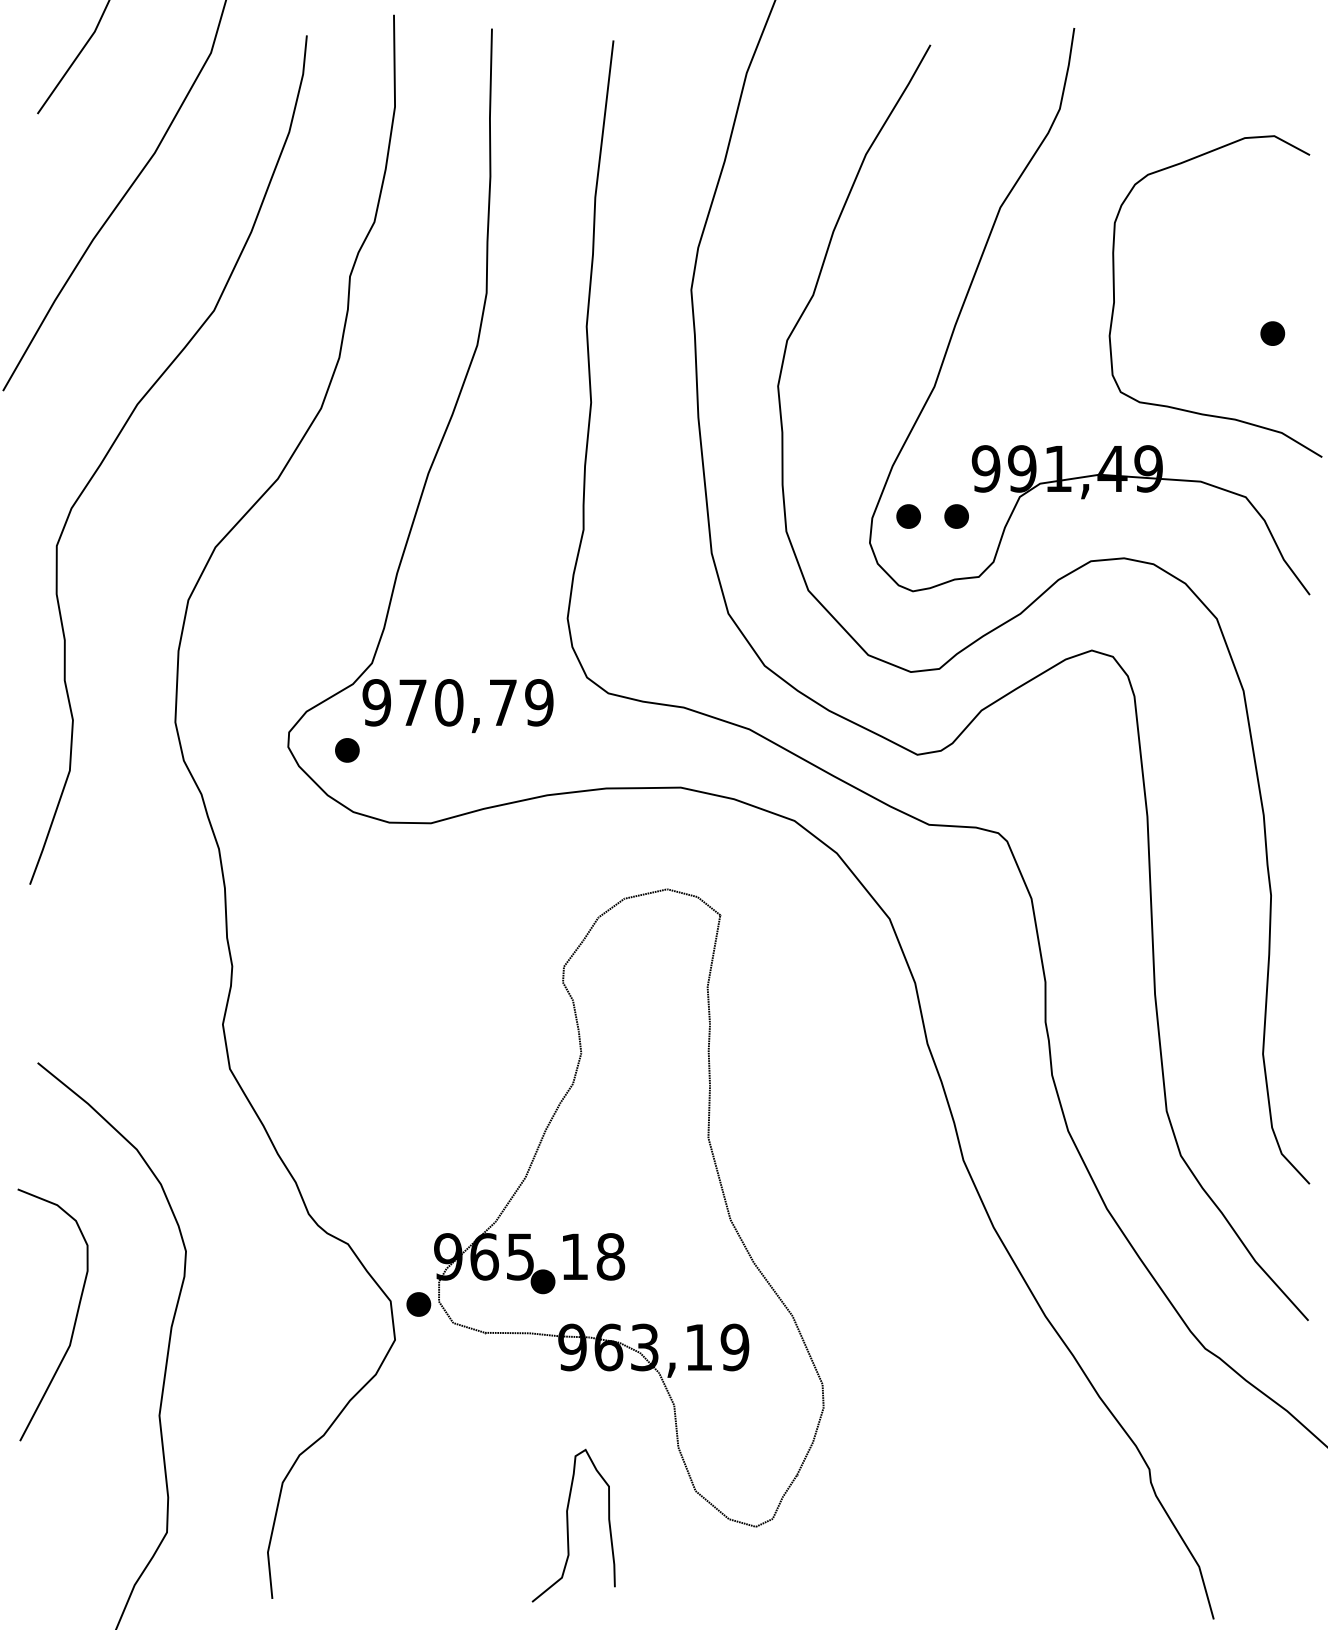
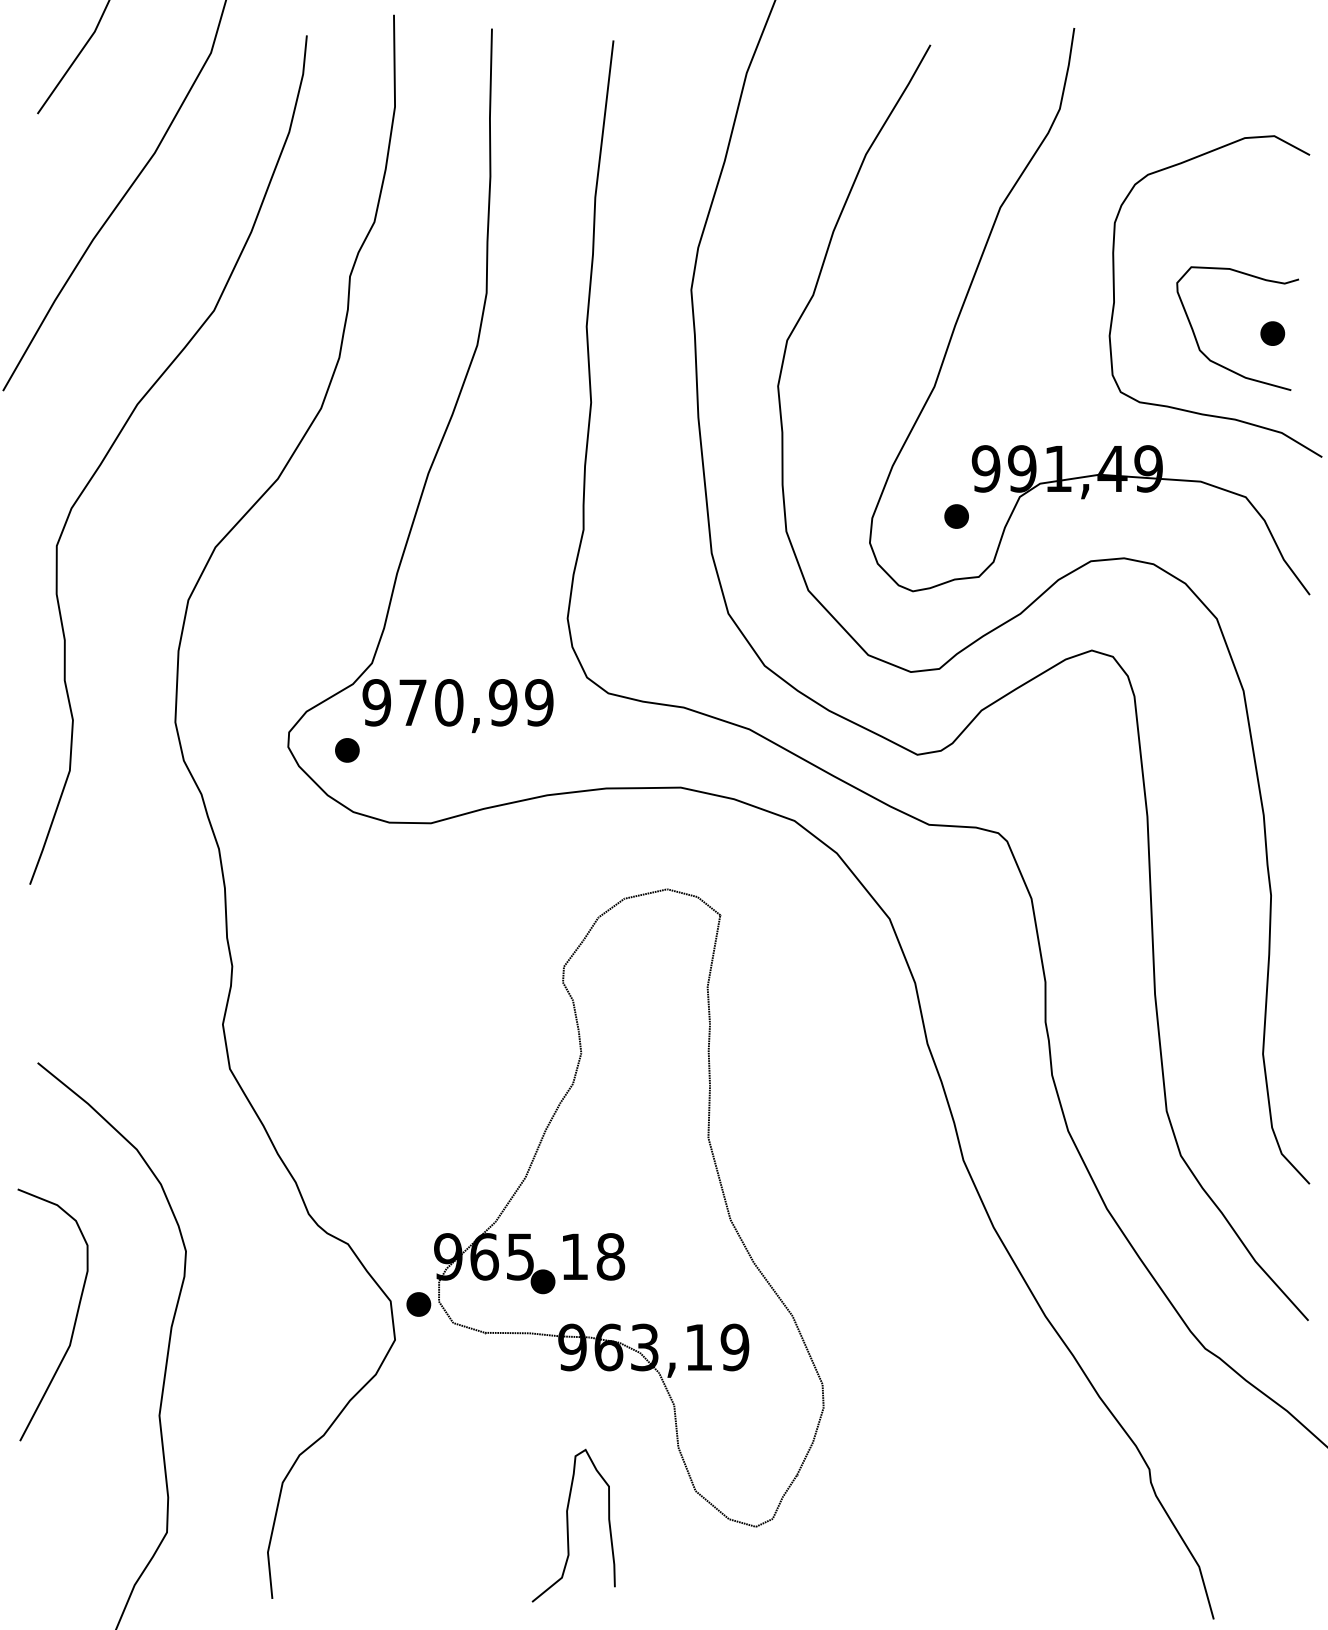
part: none -> present (1220, 364)
part: present -> none (908, 516)
text: 970,79 -> 970,99 (503, 702)
